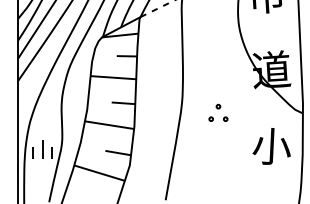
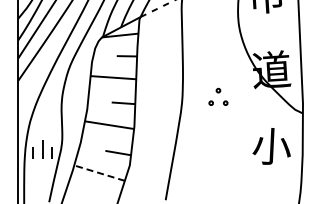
part position: (218, 112) -> (218, 96) (218, 96)
line: solid -> dashed (99, 173)
